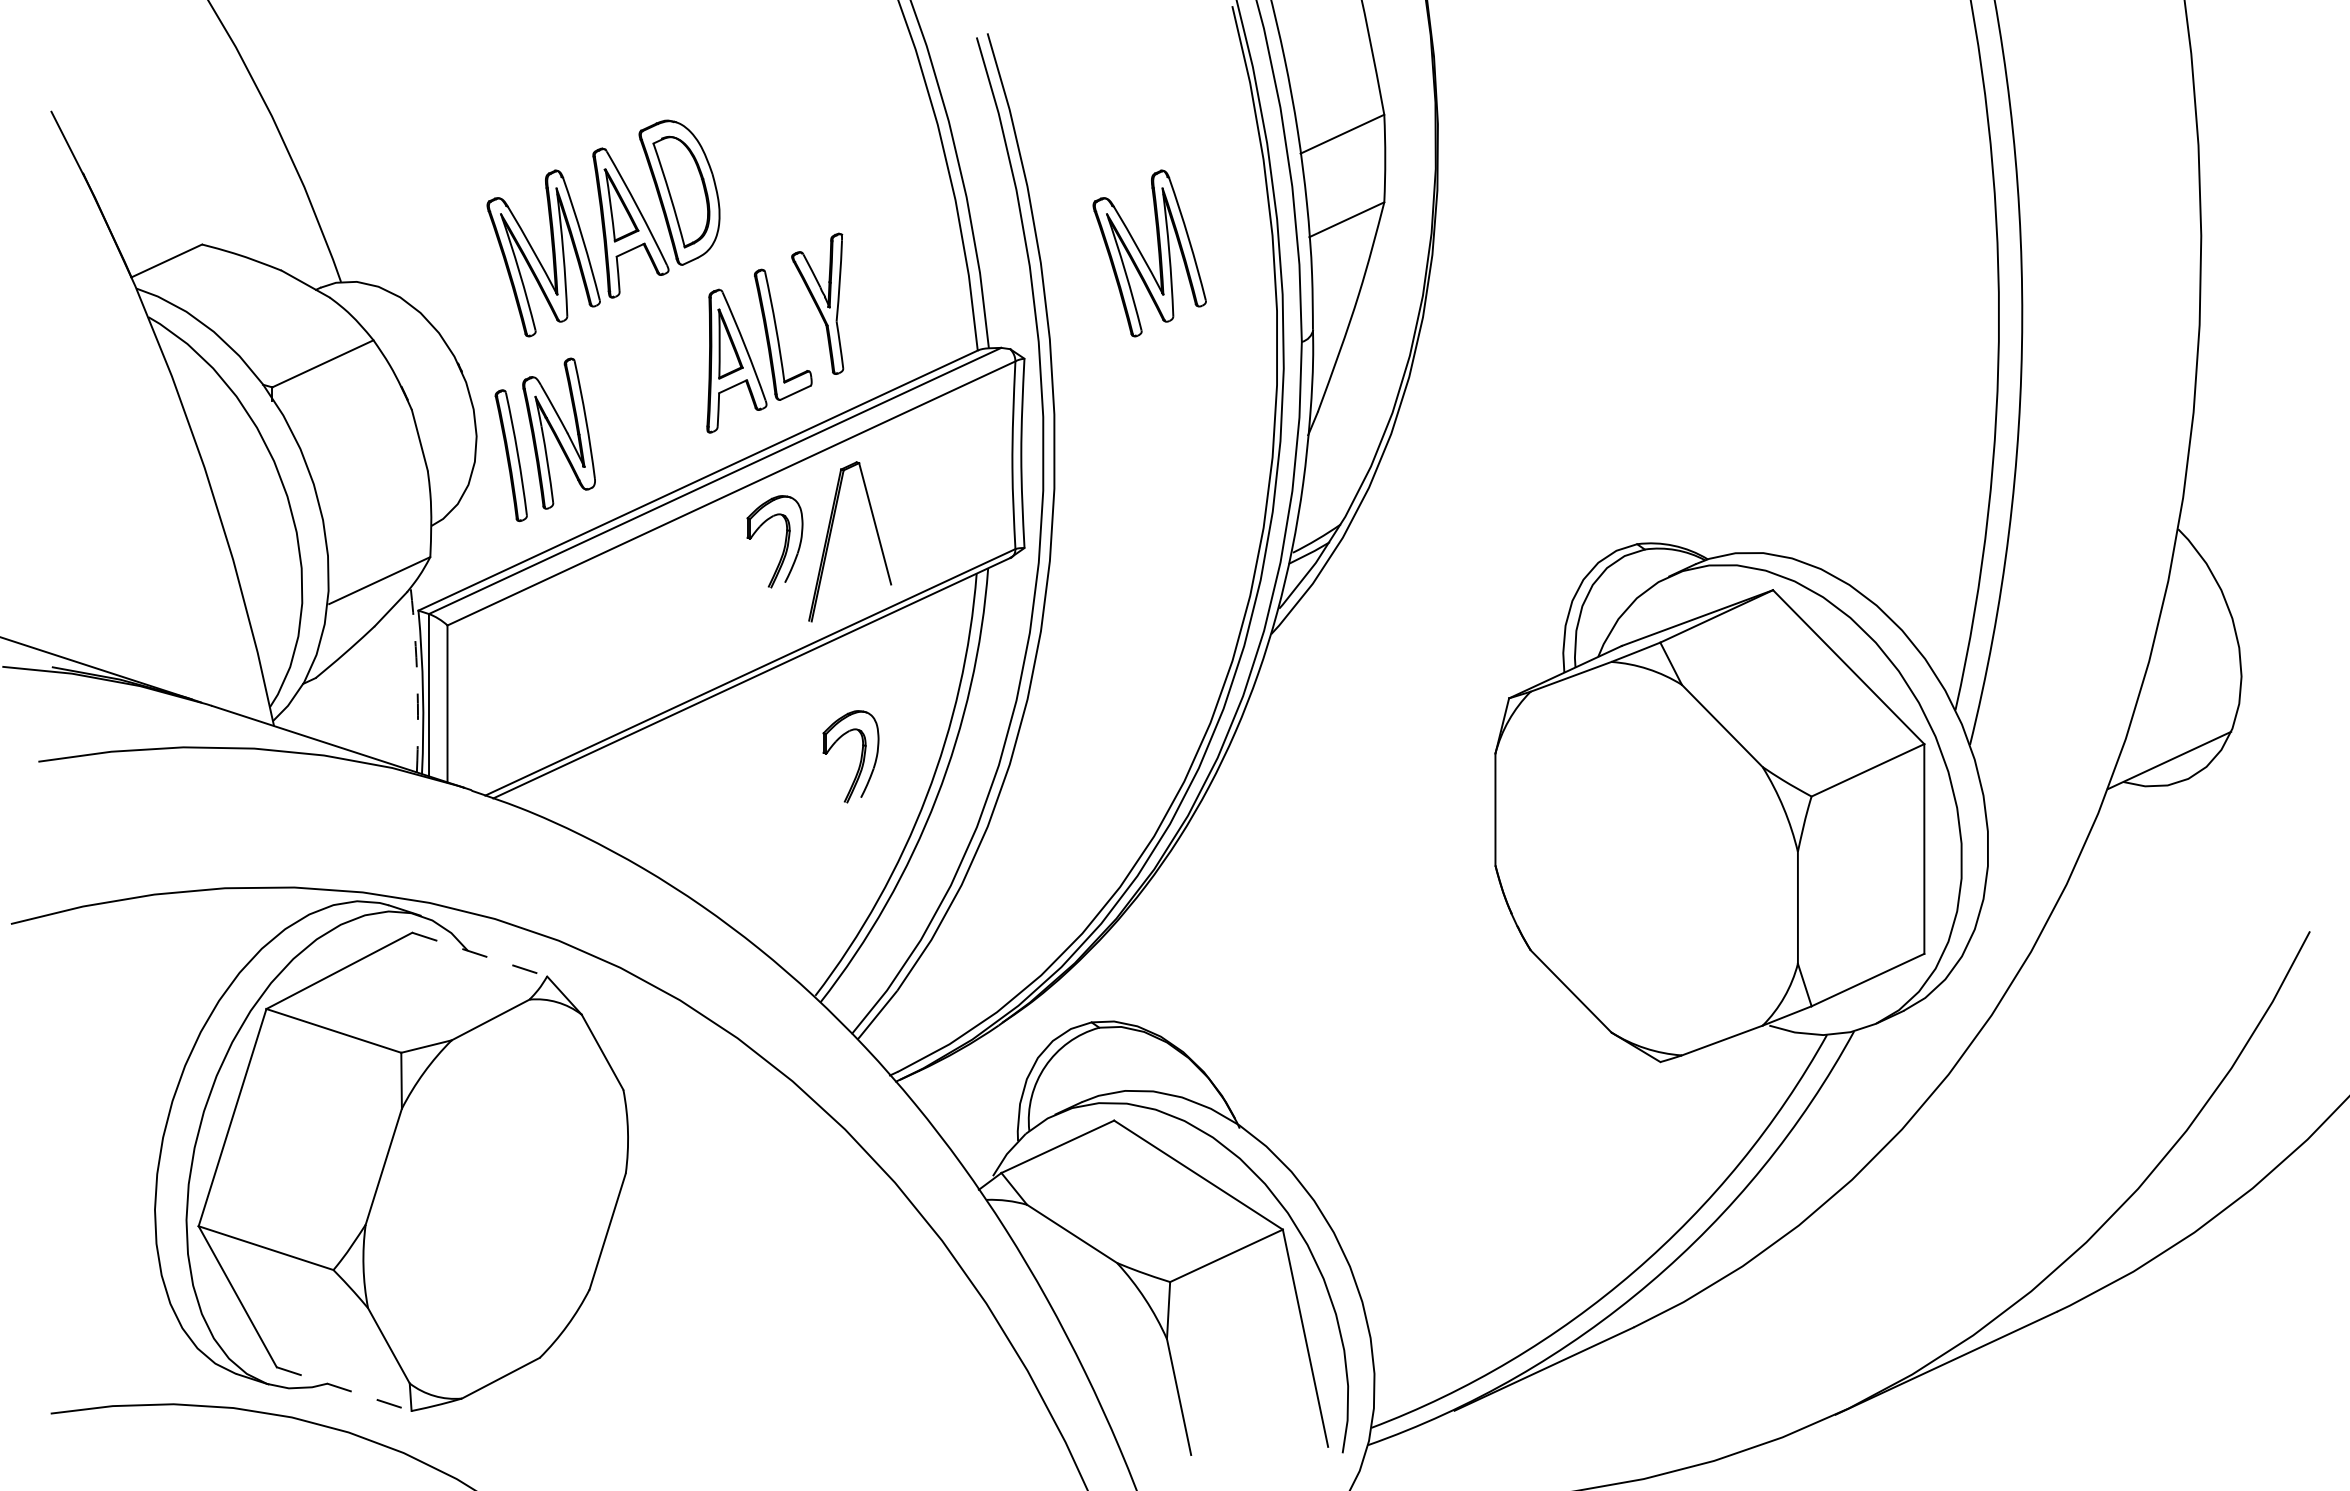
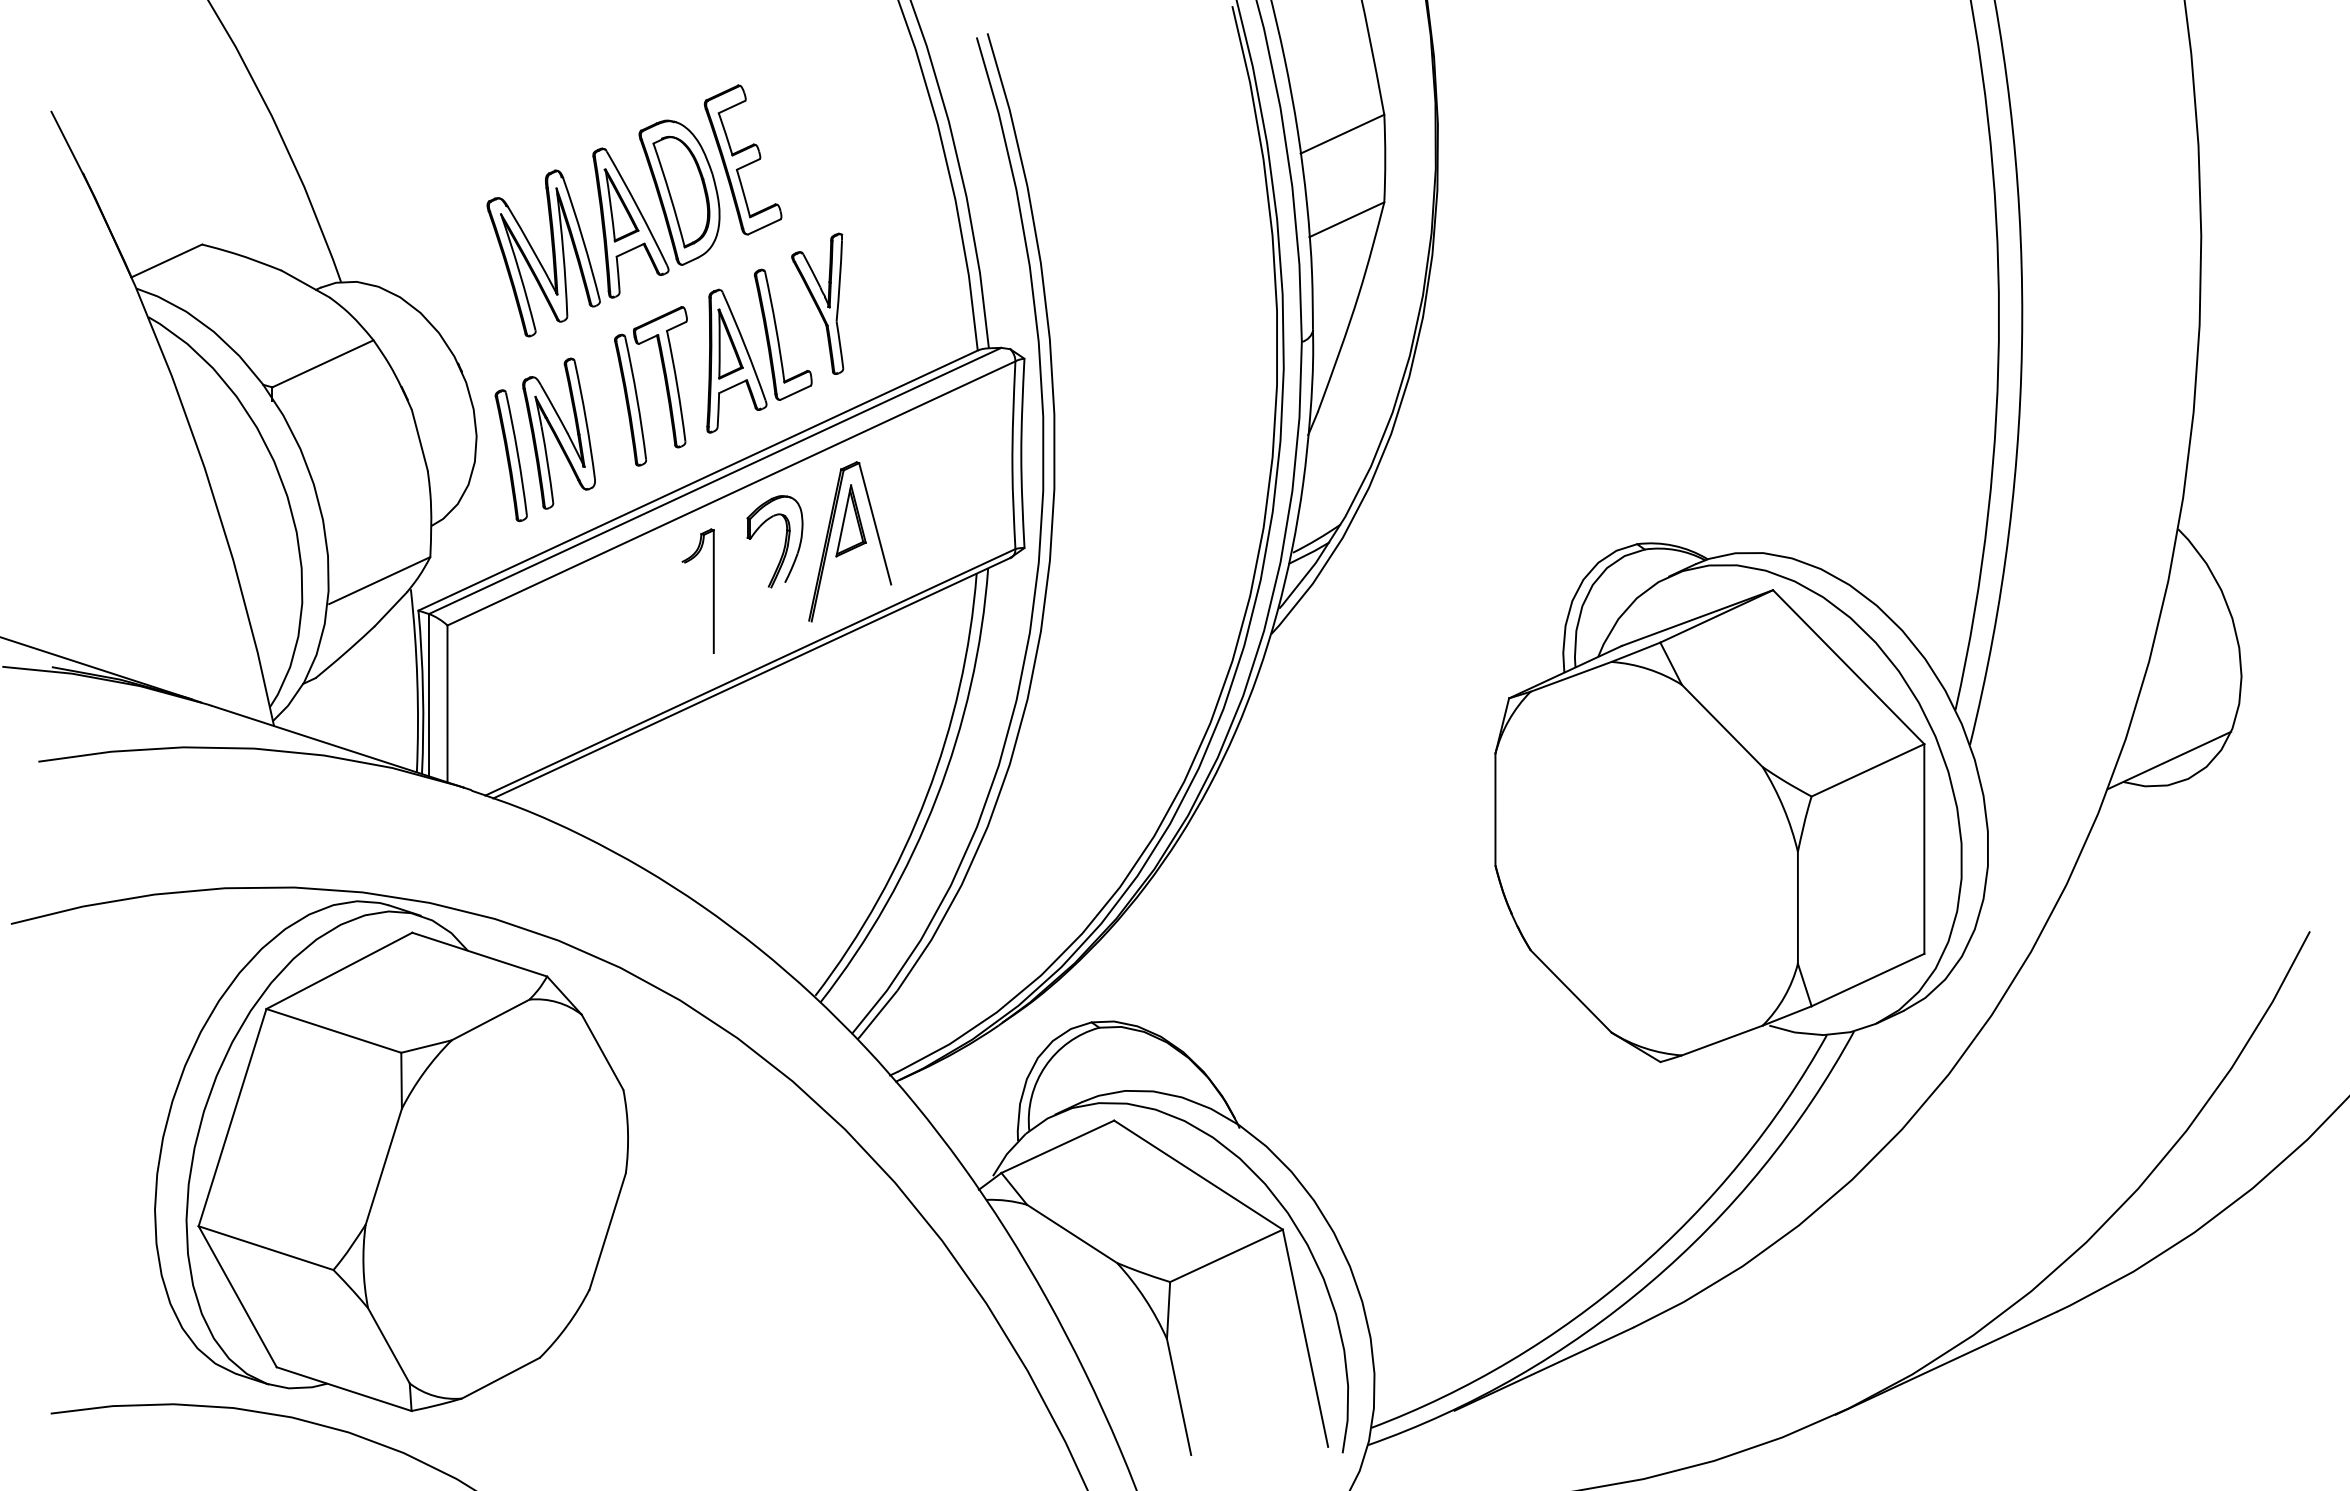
part: none -> present (742, 159)
part: present -> none (1144, 257)
part: none -> present (636, 387)
part: none -> present (850, 520)
part: none -> present (712, 590)
arc: dashed -> solid (417, 680)
part: present -> none (860, 756)
line: dashed -> solid (479, 954)
line: dashed -> solid (344, 1389)
